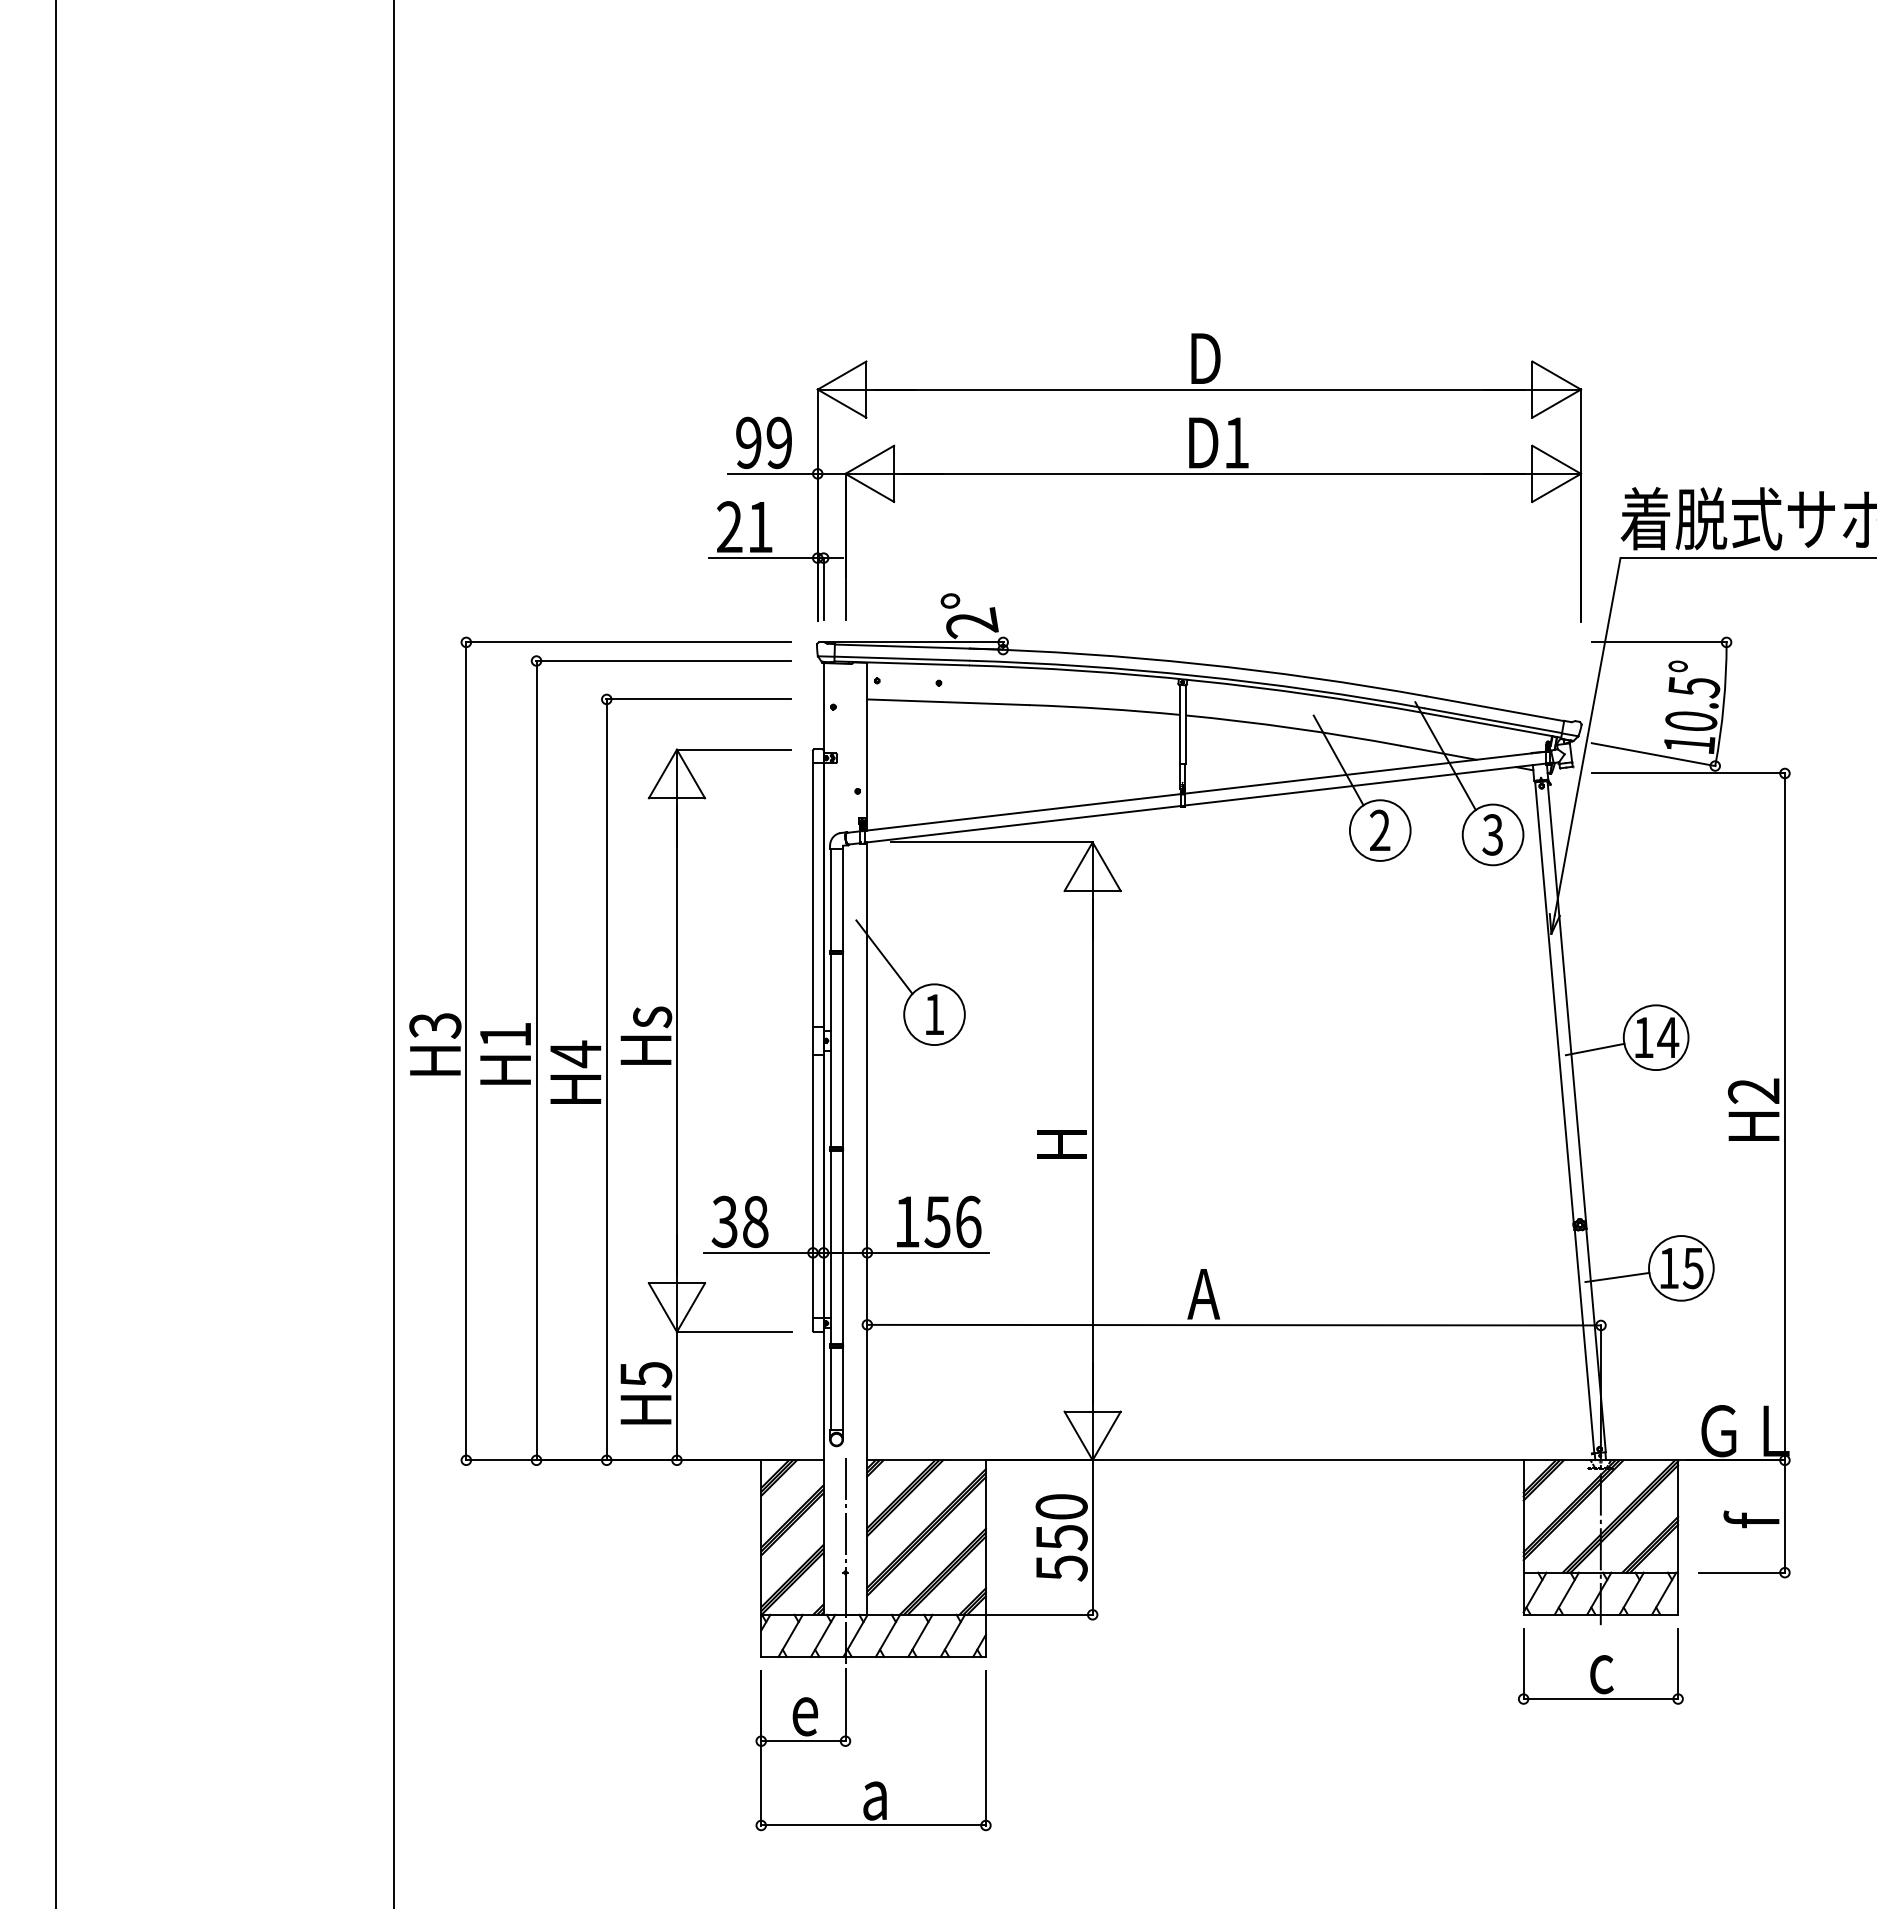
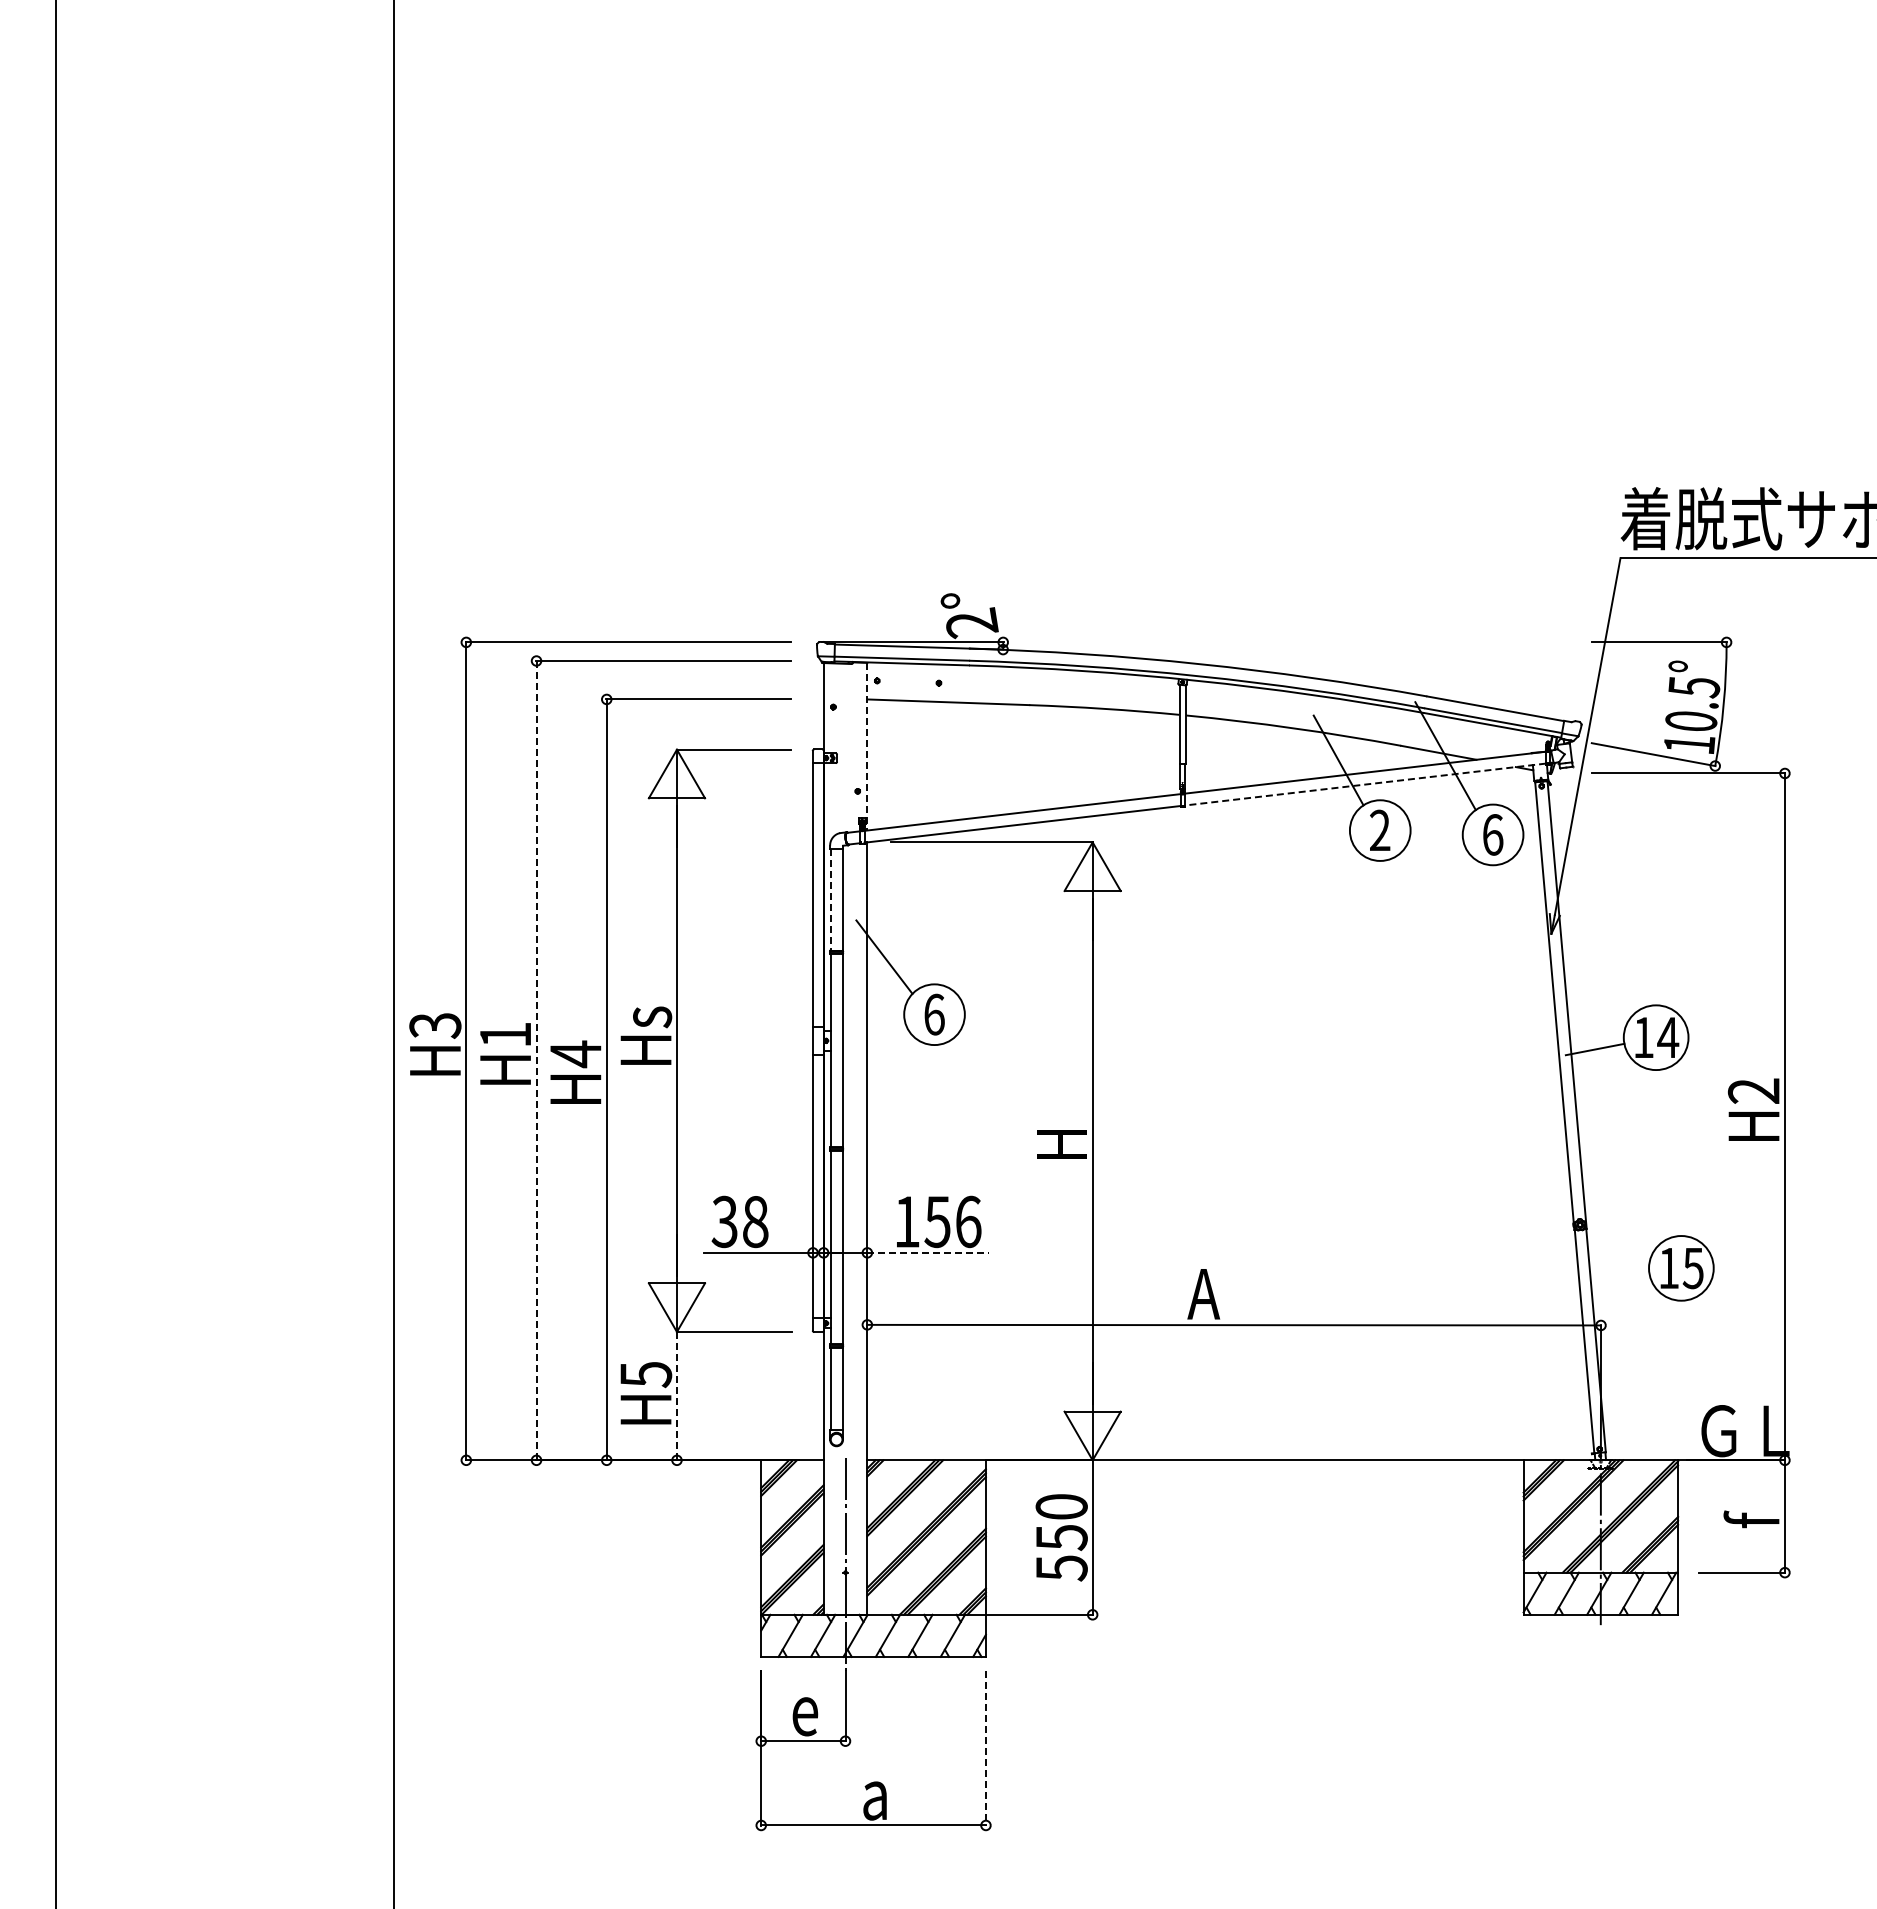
part: present -> none (1145, 477)
line: solid -> dashed (867, 746)
line: solid -> dashed (1365, 784)
text: 3 -> 6 (1492, 834)
line: solid -> dashed (830, 900)
text: 1 -> 6 (934, 1014)
line: solid -> dashed (536, 1060)
line: solid -> dashed (928, 1252)
line: present -> none (1617, 1277)
line: solid -> dashed (676, 1396)
part: present -> none (1600, 1666)
line: solid -> dashed (985, 1749)
